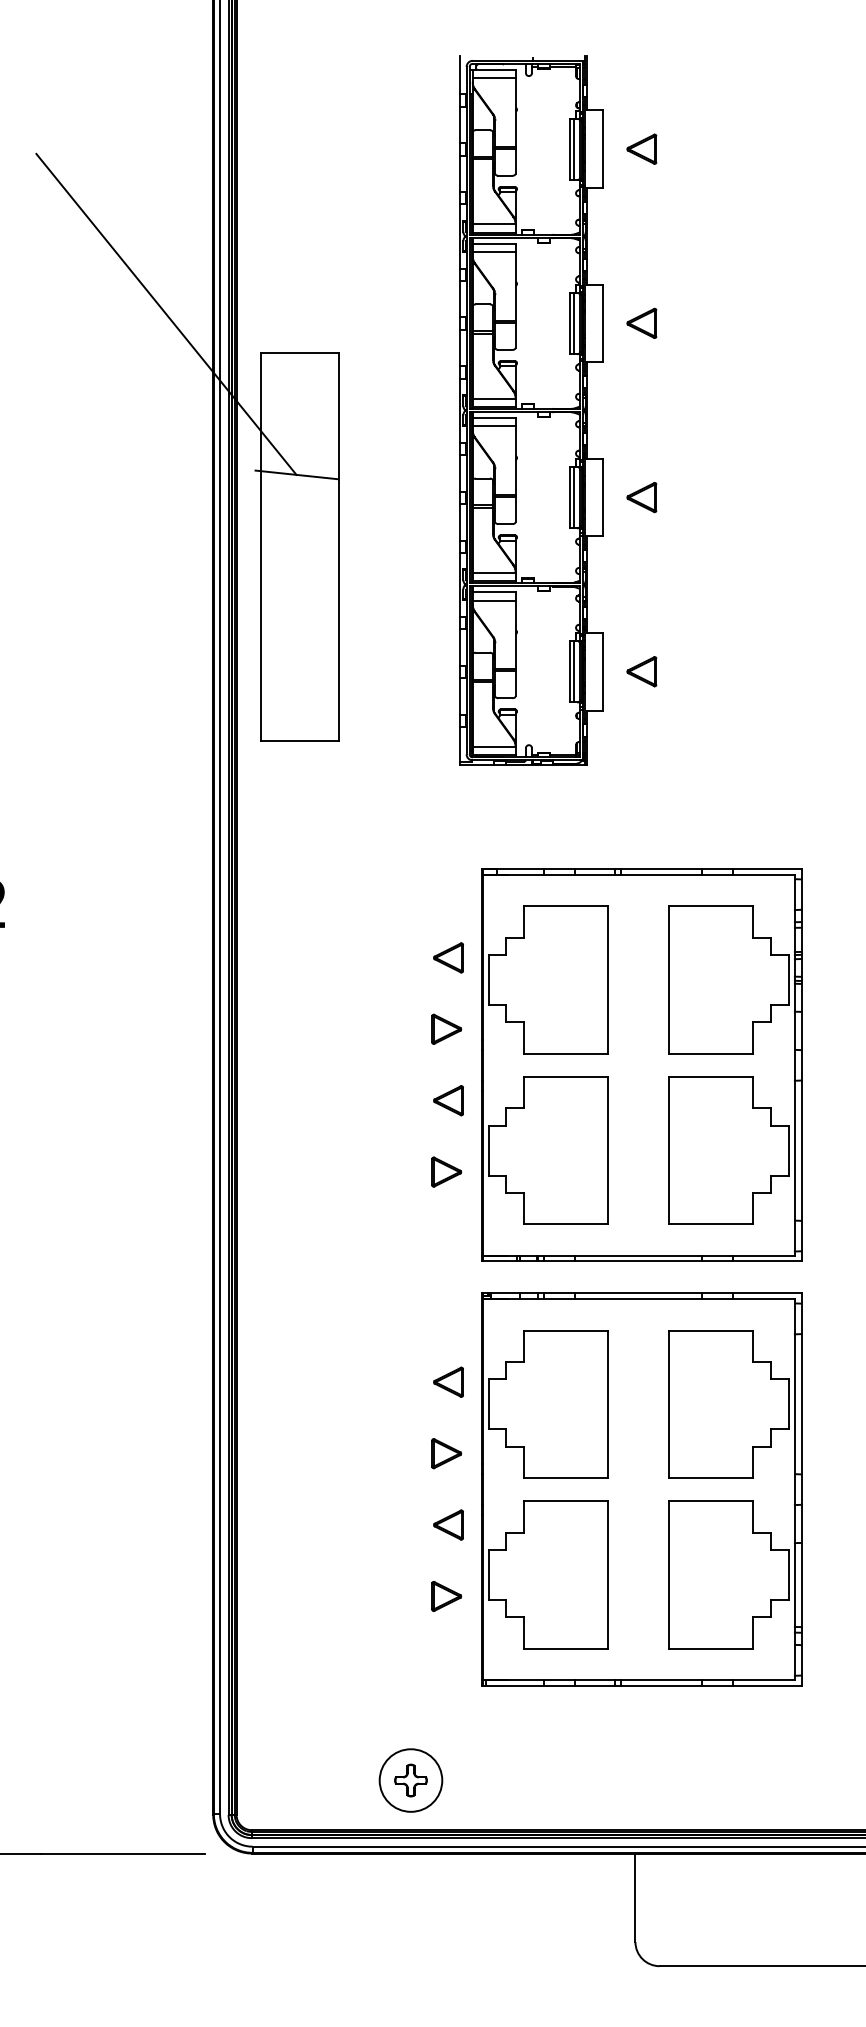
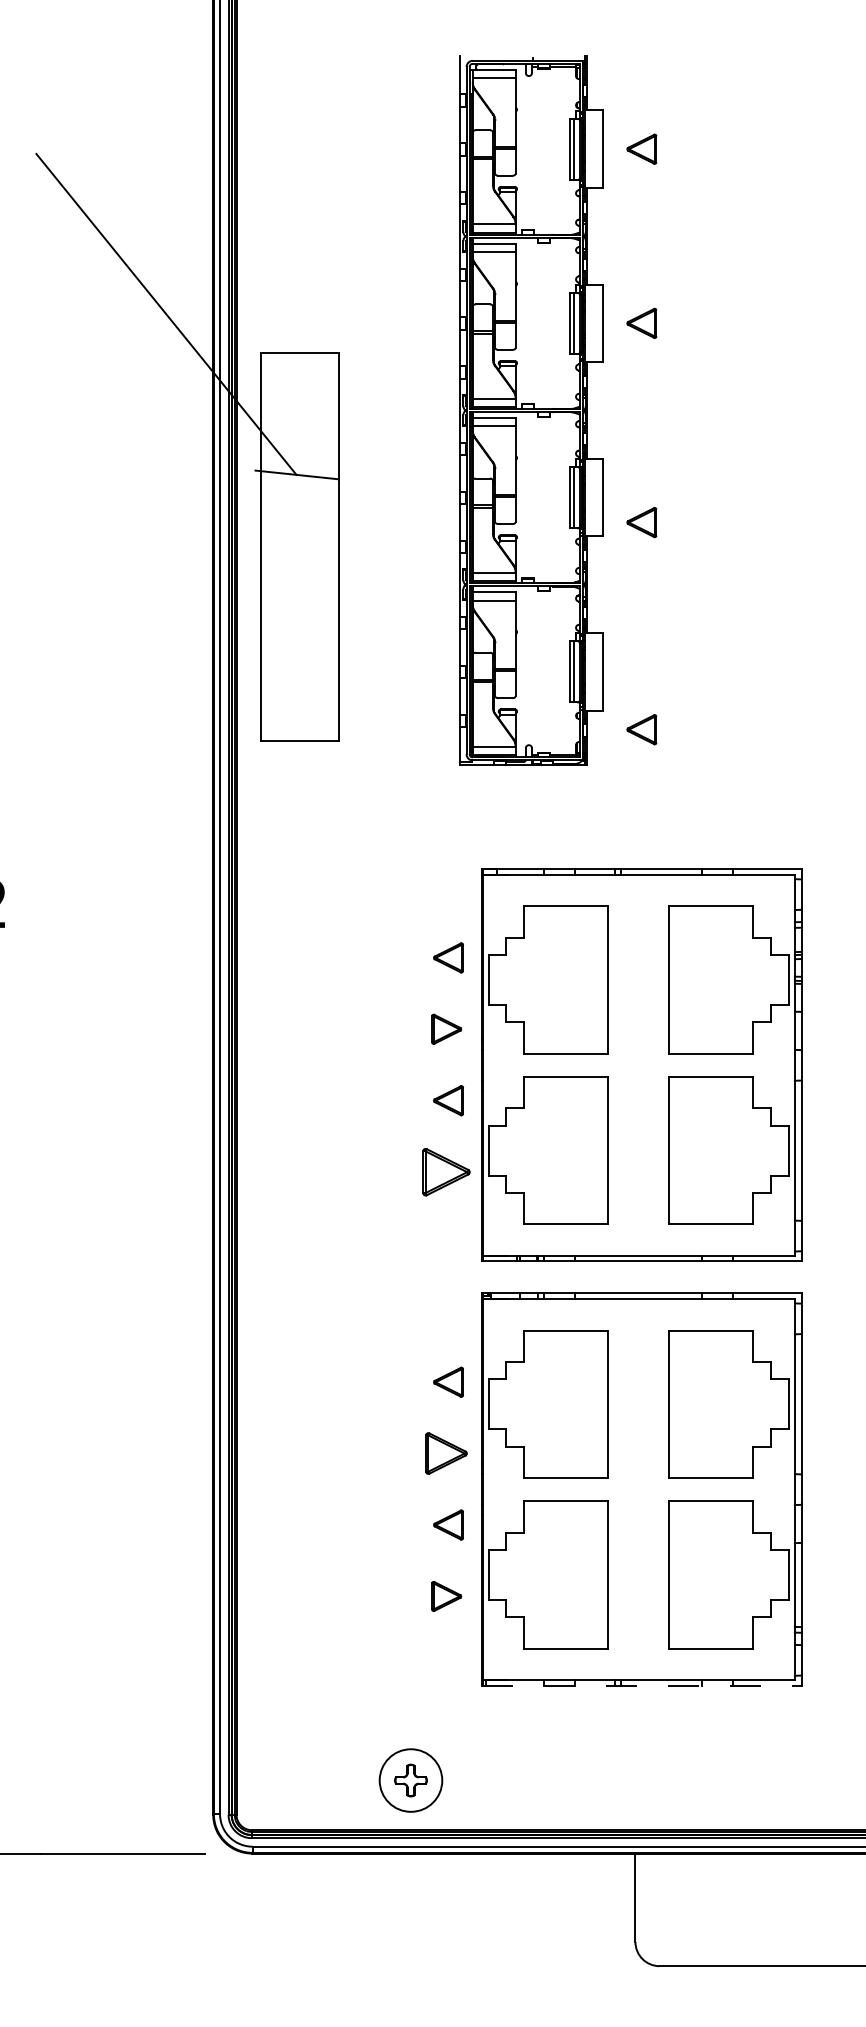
part position: (641, 497) -> (641, 522) (641, 522)
part position: (641, 671) -> (641, 729) (641, 729)
part size: 32x32 px -> 49x49 px (446, 1172)
part size: 32x32 px -> 43x43 px (446, 1453)
line: solid -> dashed (641, 1685)
